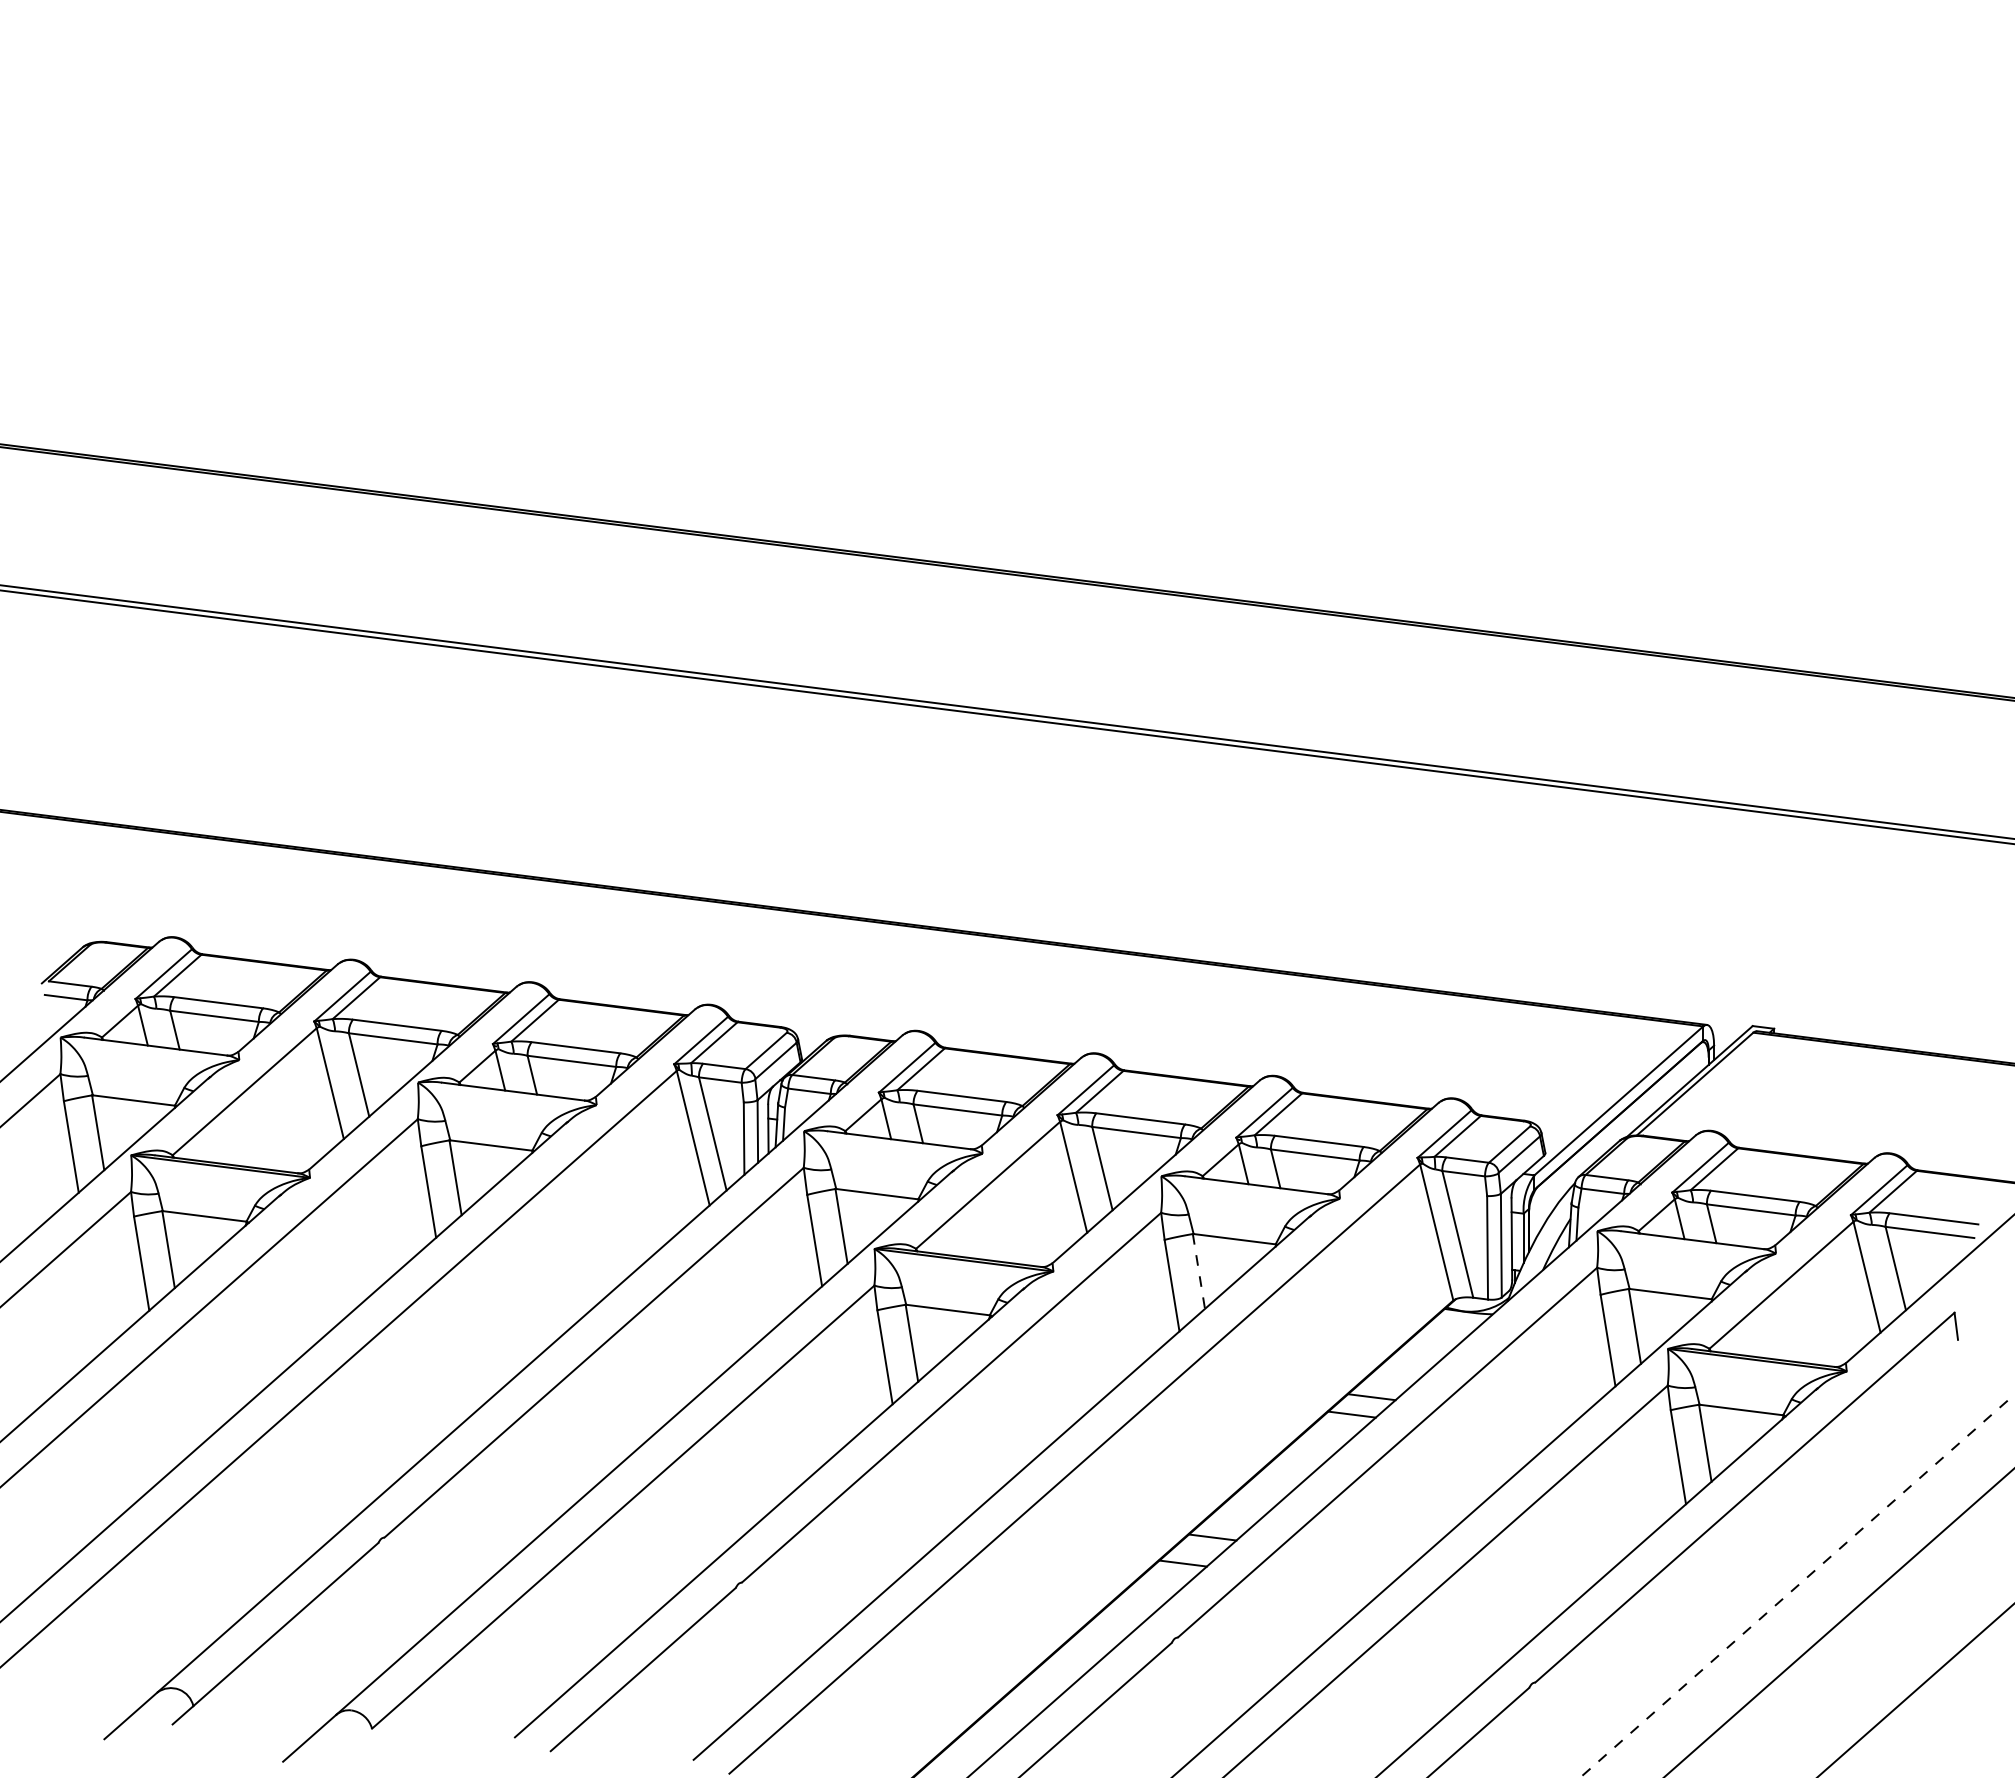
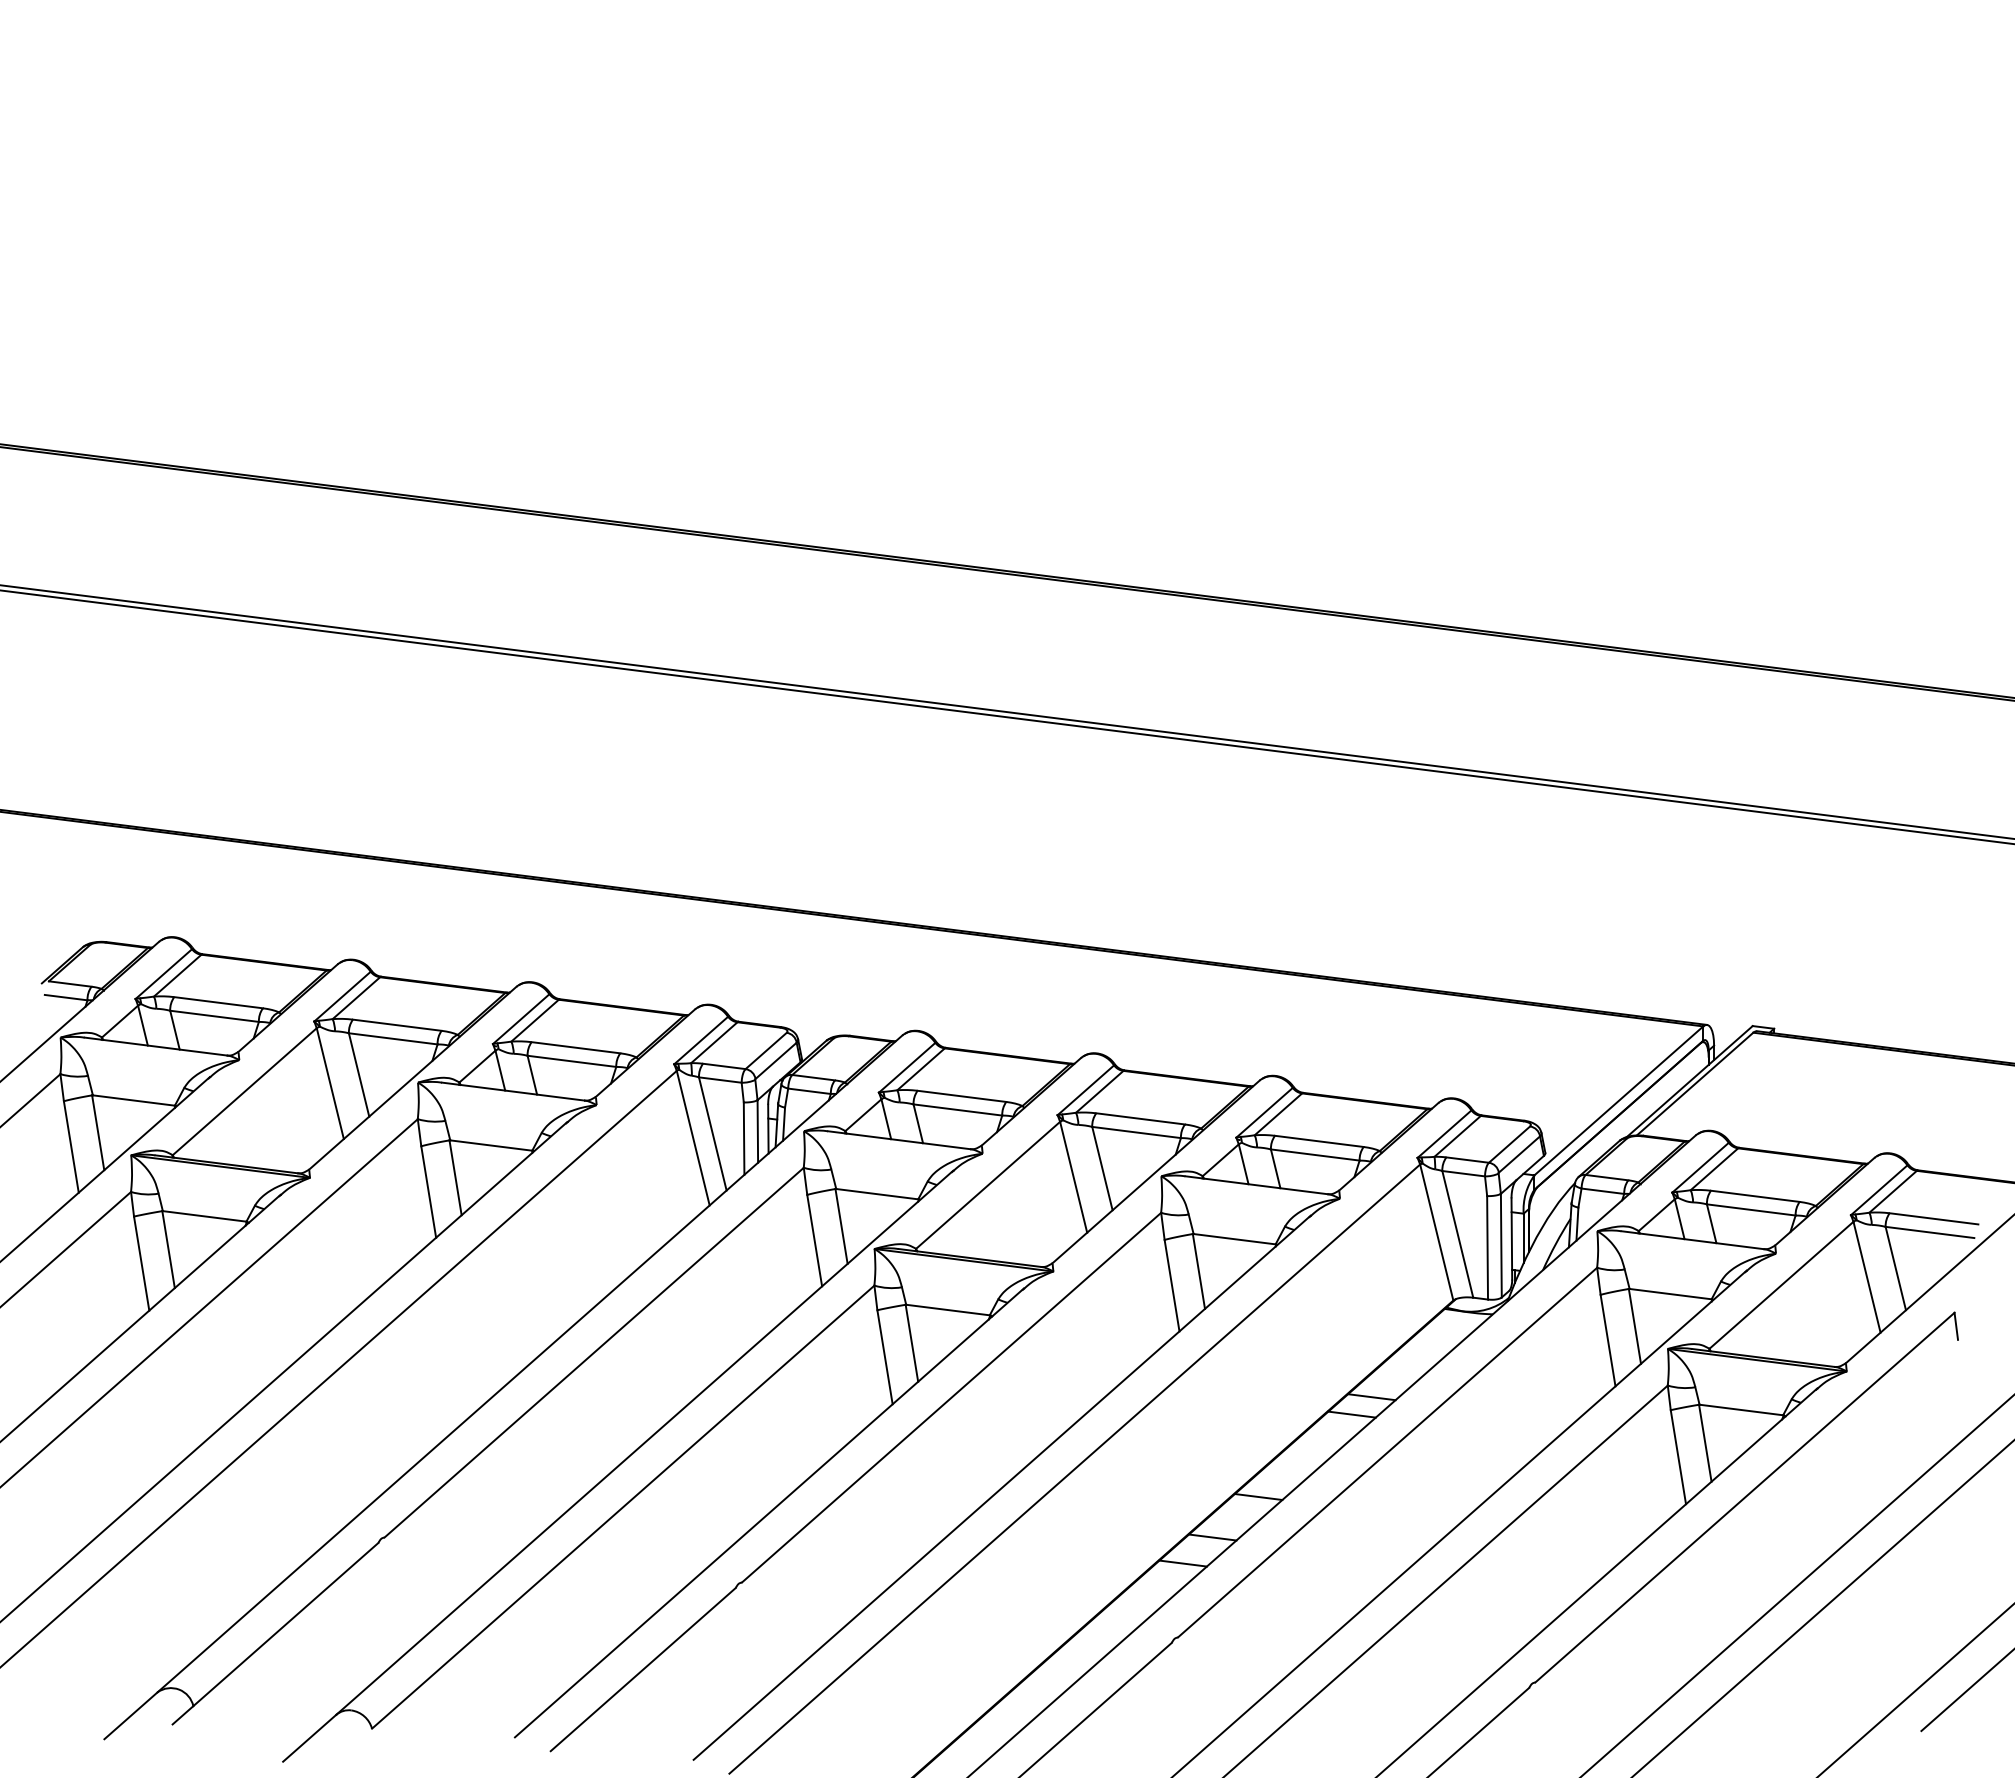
line: dashed -> solid (1198, 1271)
line: none -> present (1258, 1497)
line: dashed -> solid (1797, 1586)
line position: (1839, 1622) -> (1822, 1608) (1822, 1608)
line: none -> present (1966, 1691)
